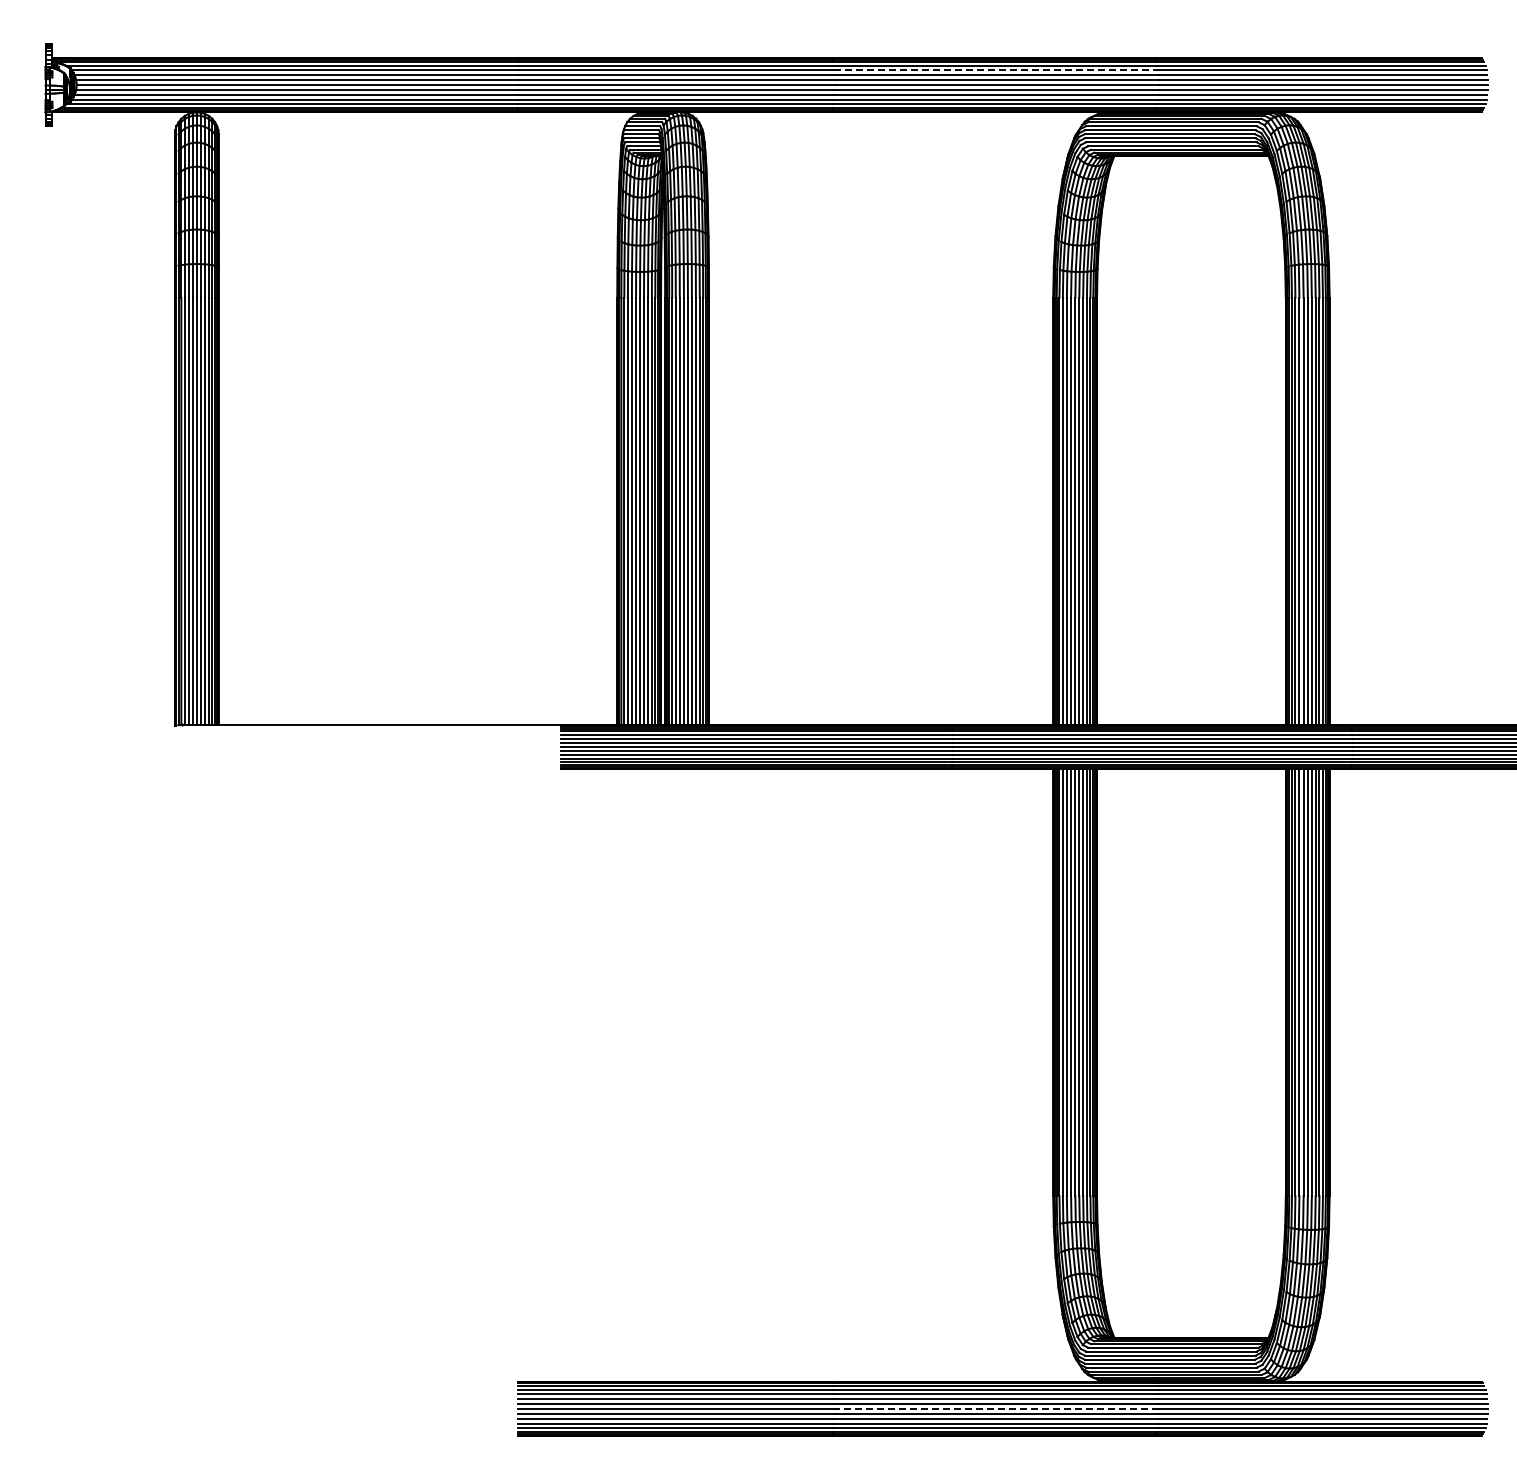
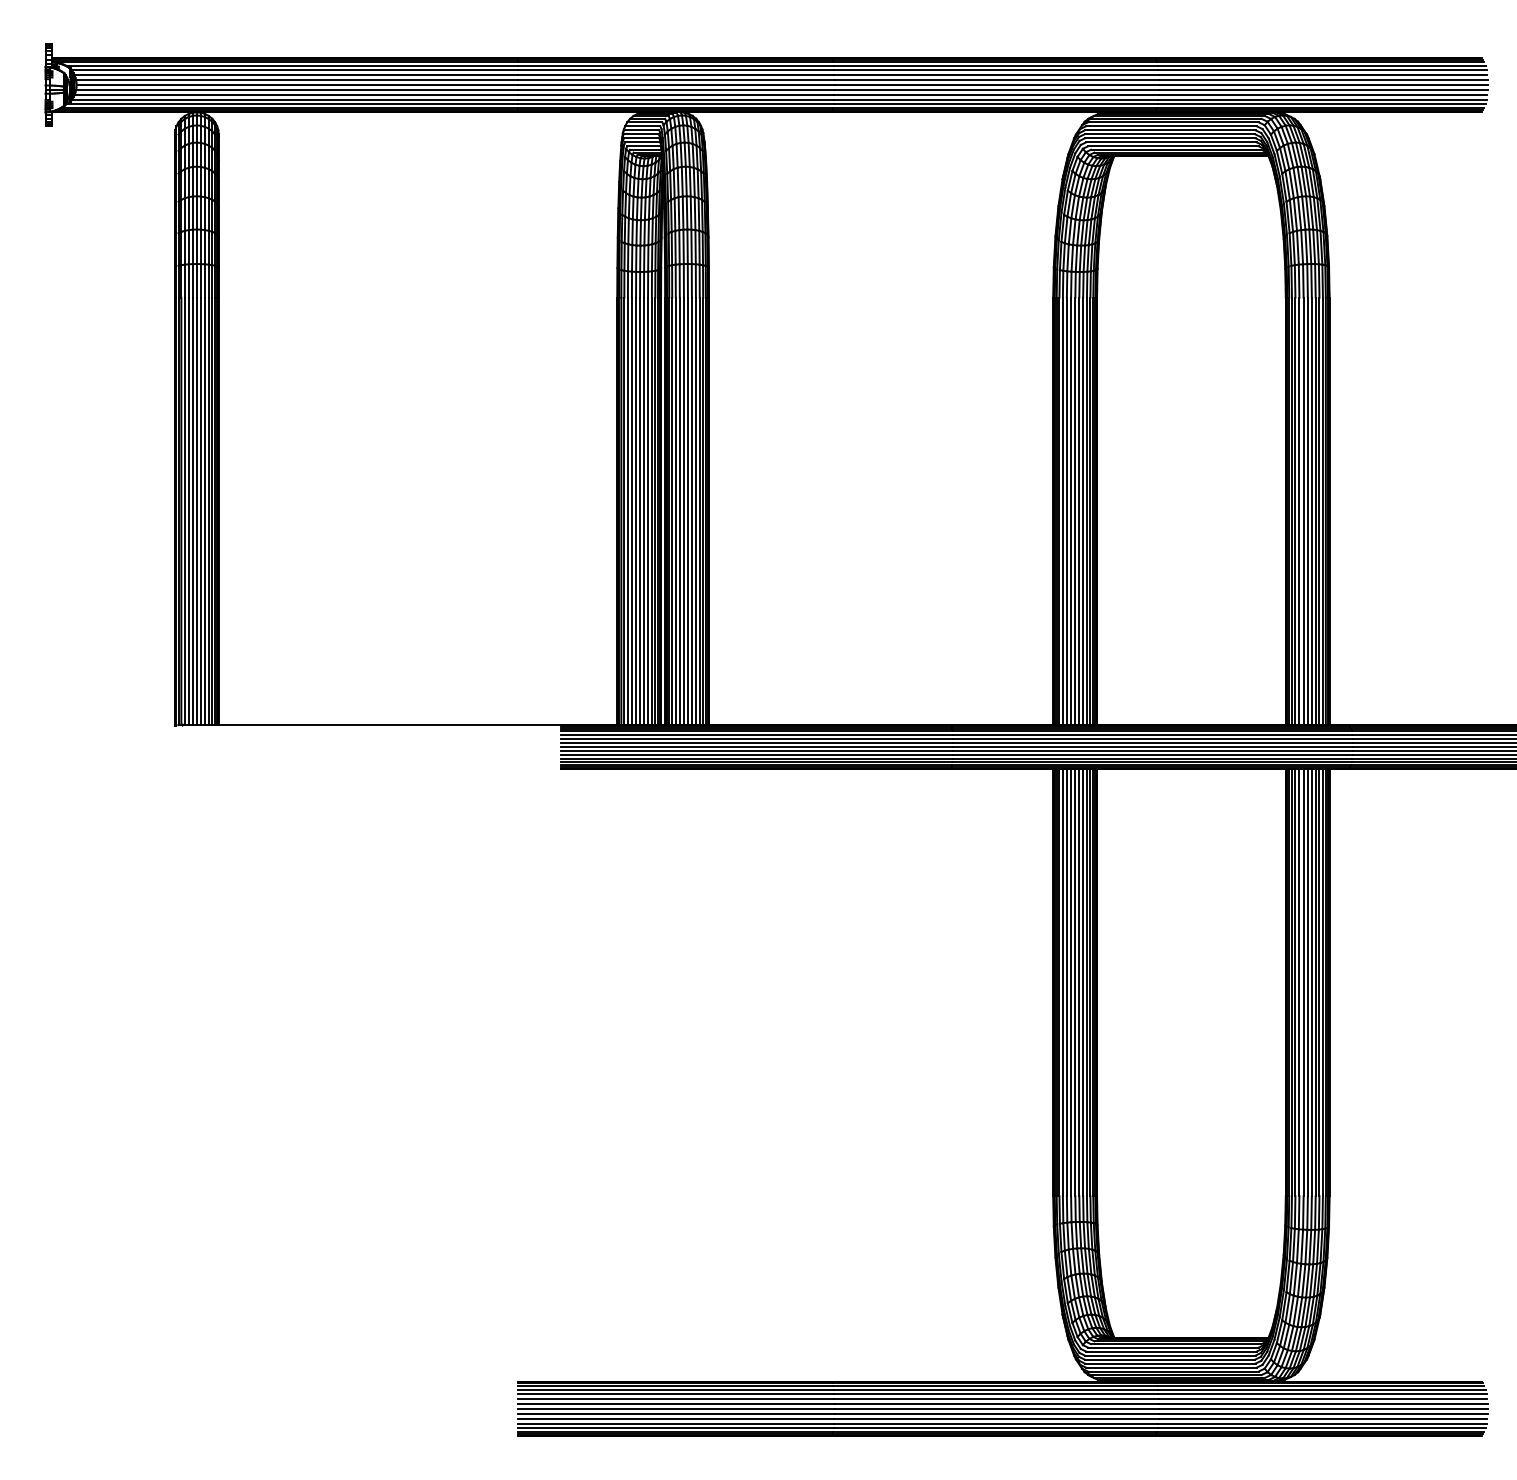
line: dashed -> solid (996, 70)
line: dashed -> solid (996, 1408)
